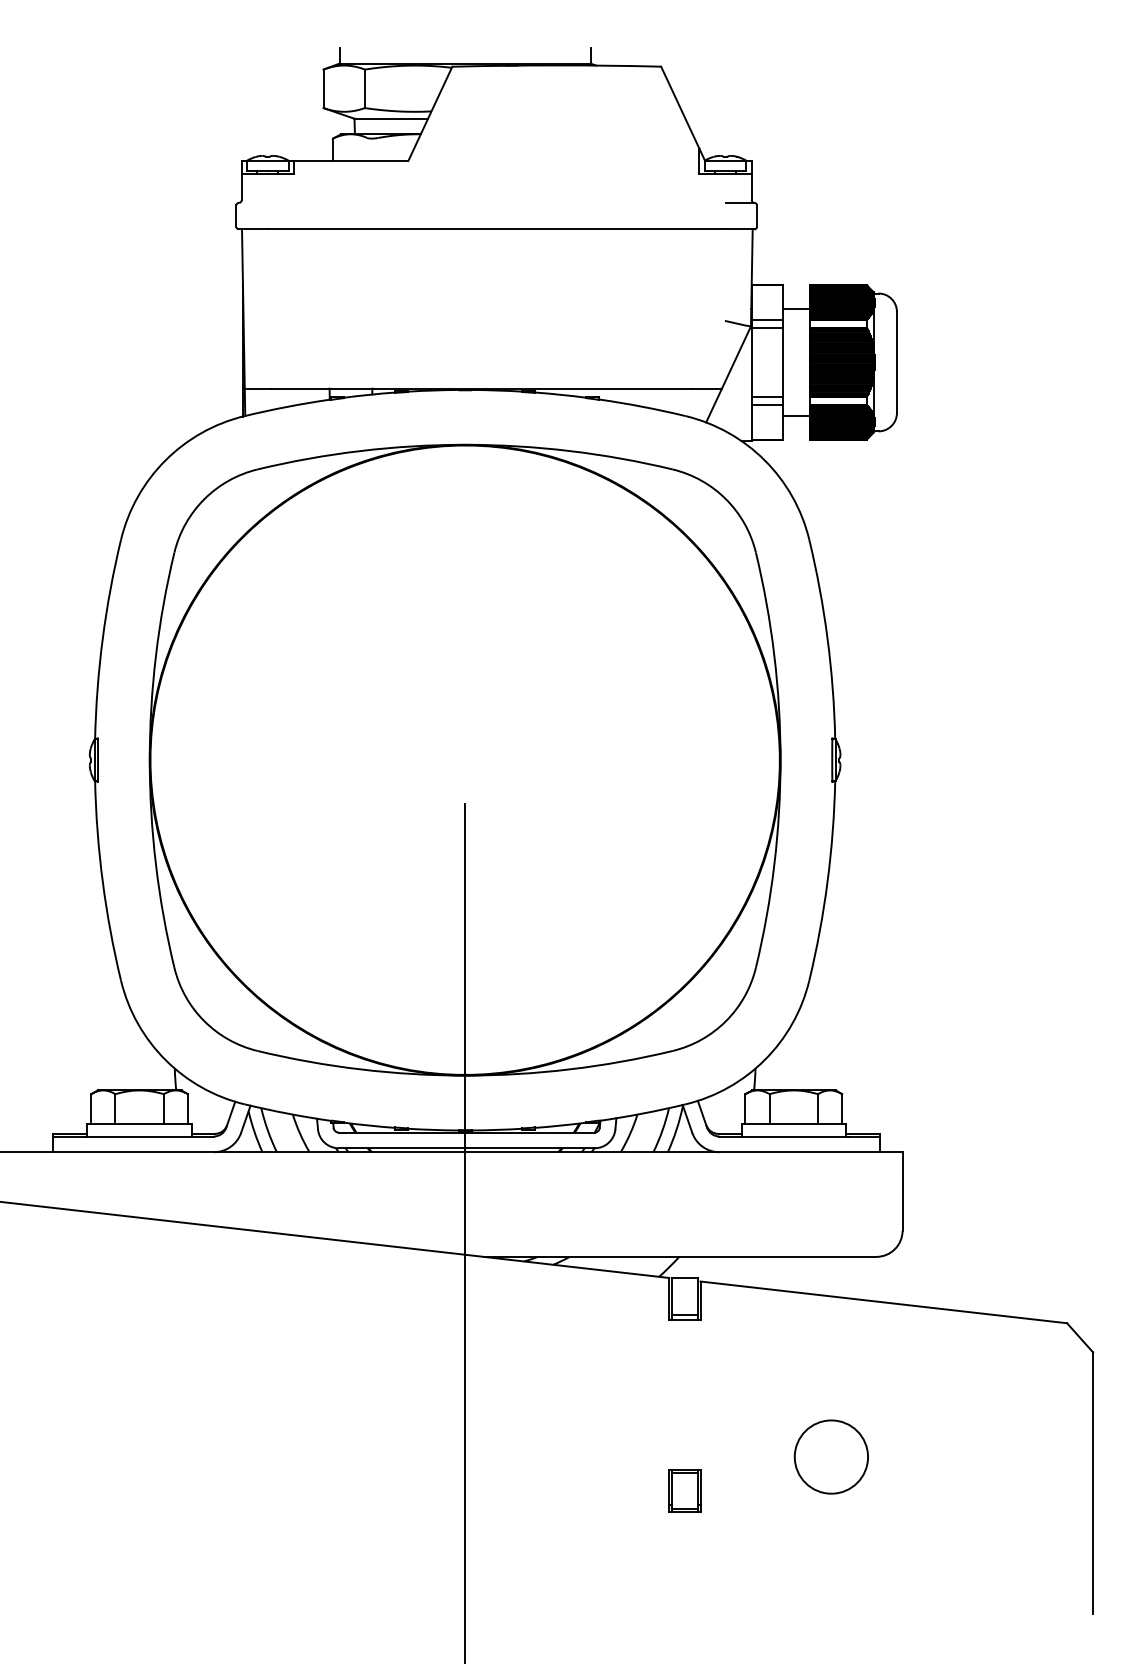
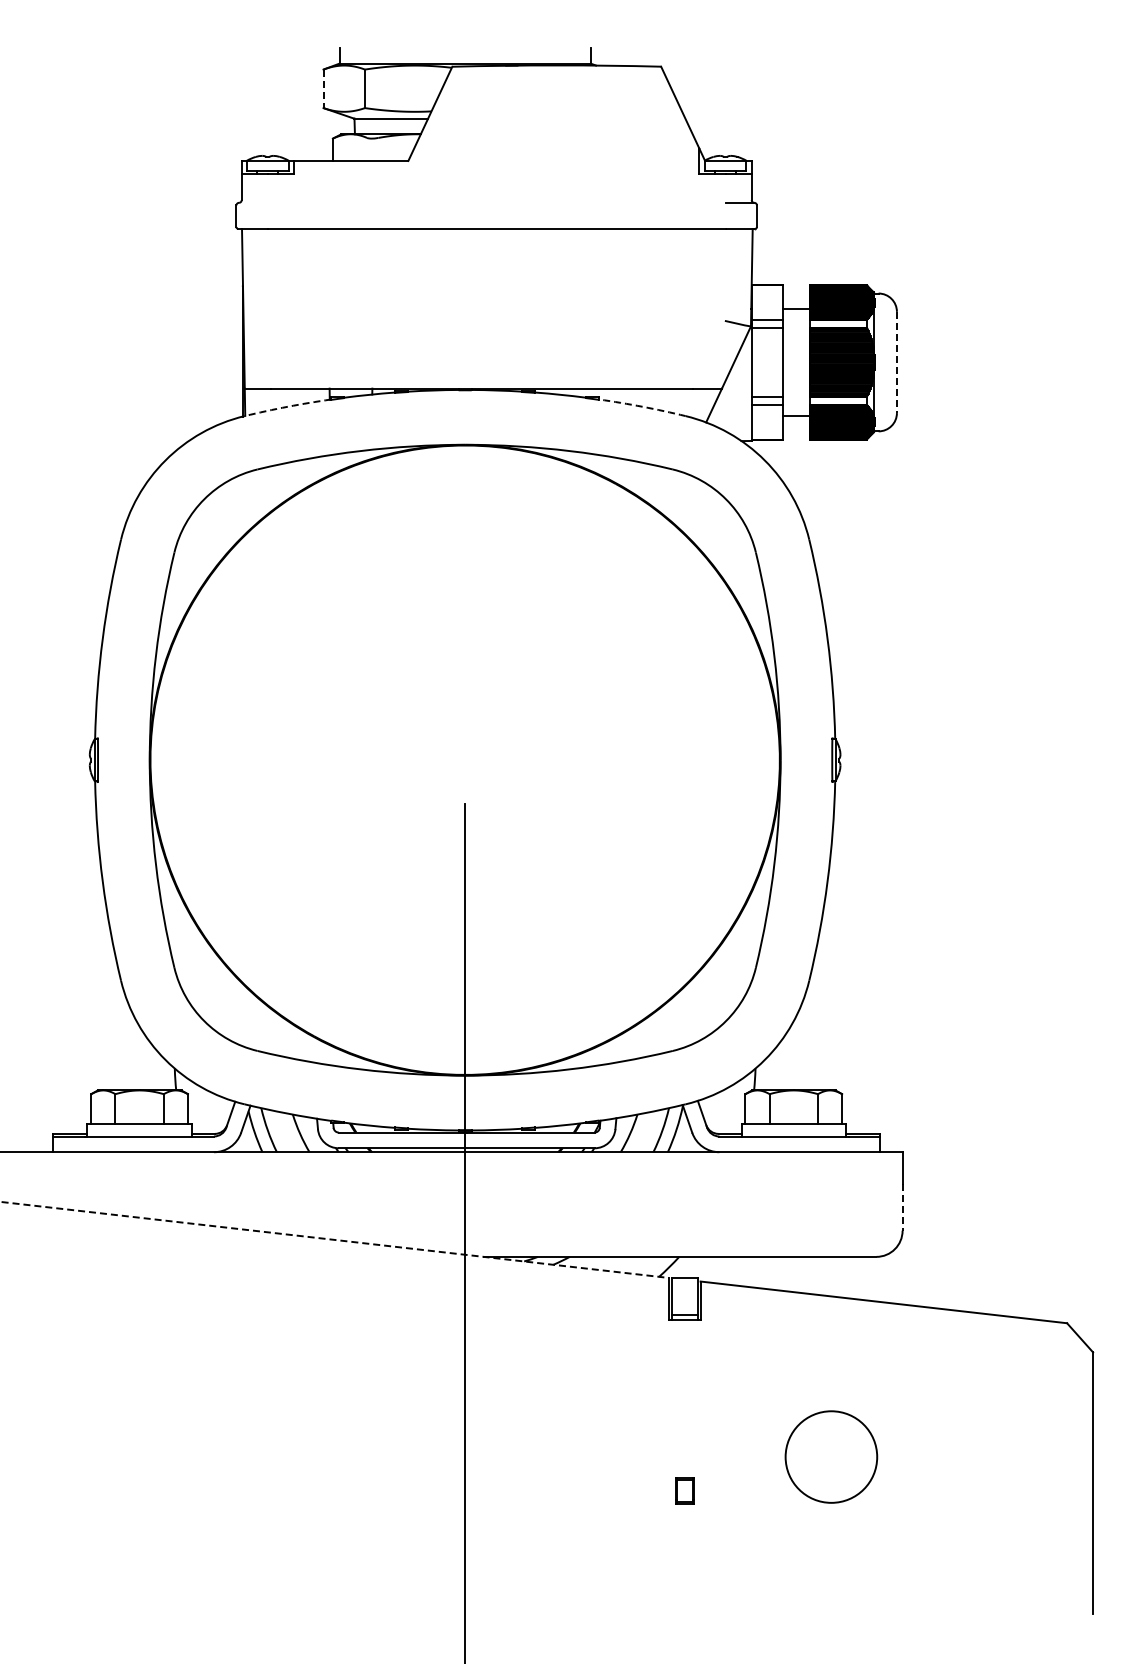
line: solid -> dashed (323, 89)
line: solid -> dashed (896, 362)
arc: solid -> dashed (287, 406)
arc: solid -> dashed (642, 406)
line: solid -> dashed (902, 1207)
line: solid -> dashed (335, 1240)
circle diameter: 73 px -> 92 px (831, 1456)
part size: 34x44 px -> 20x28 px (684, 1490)
